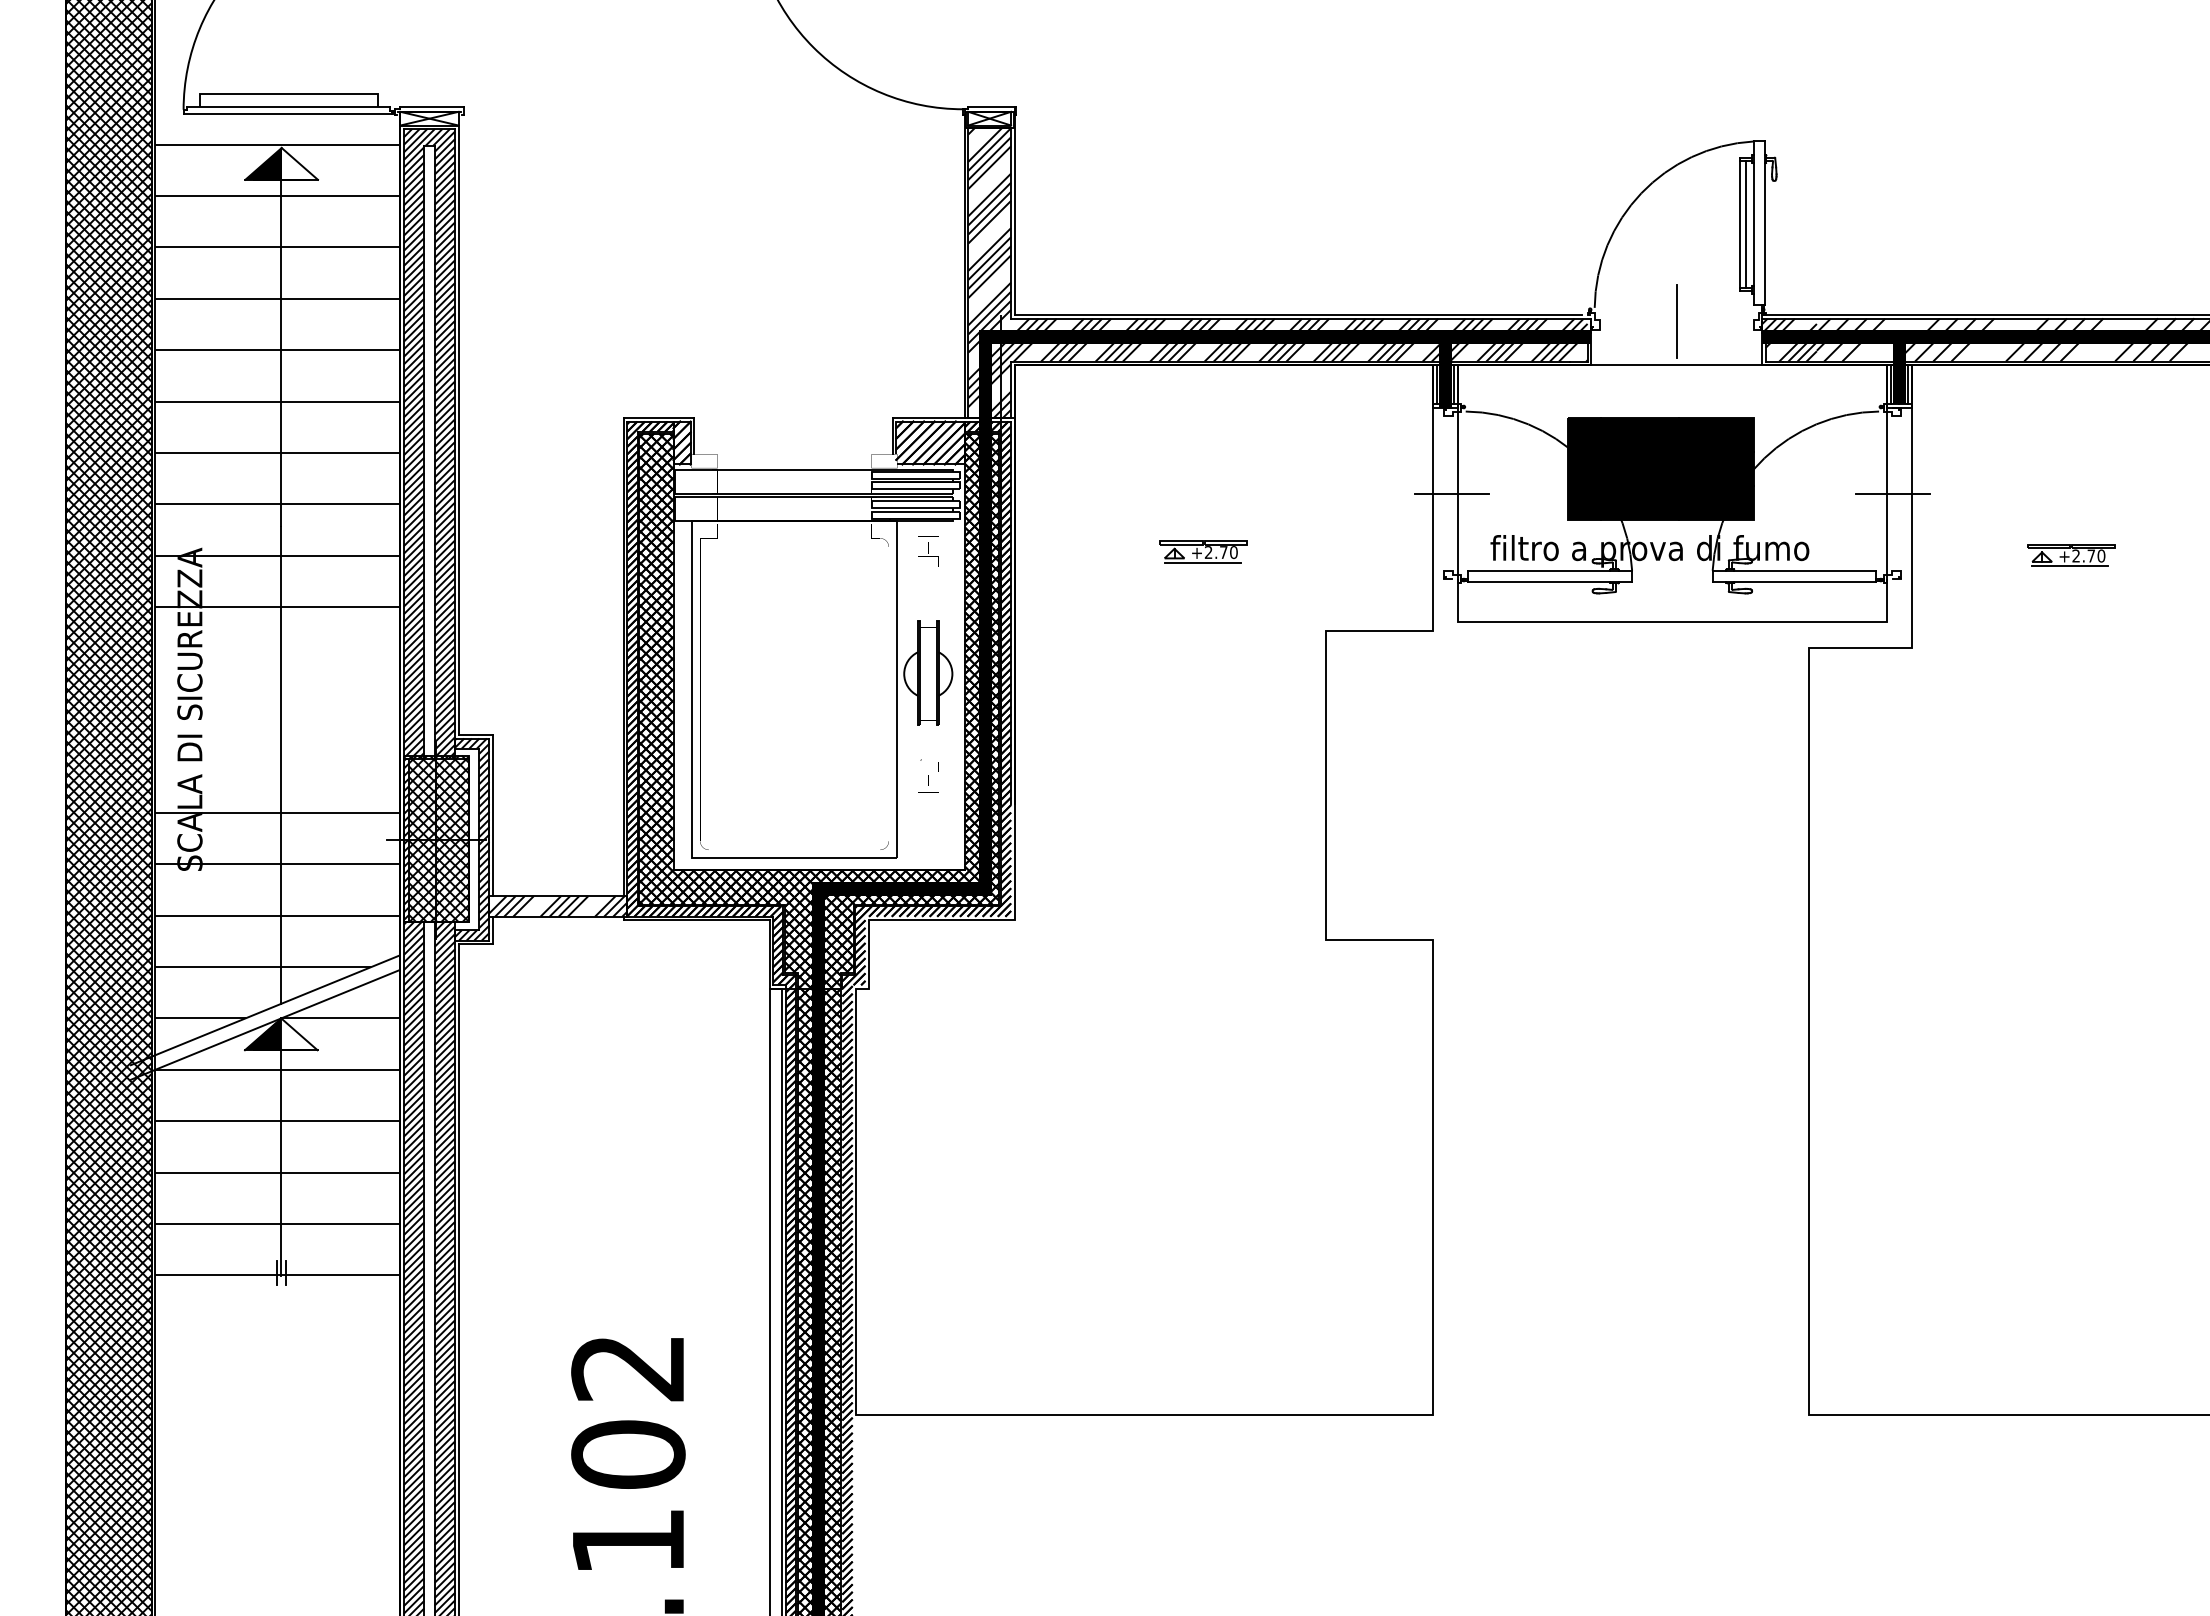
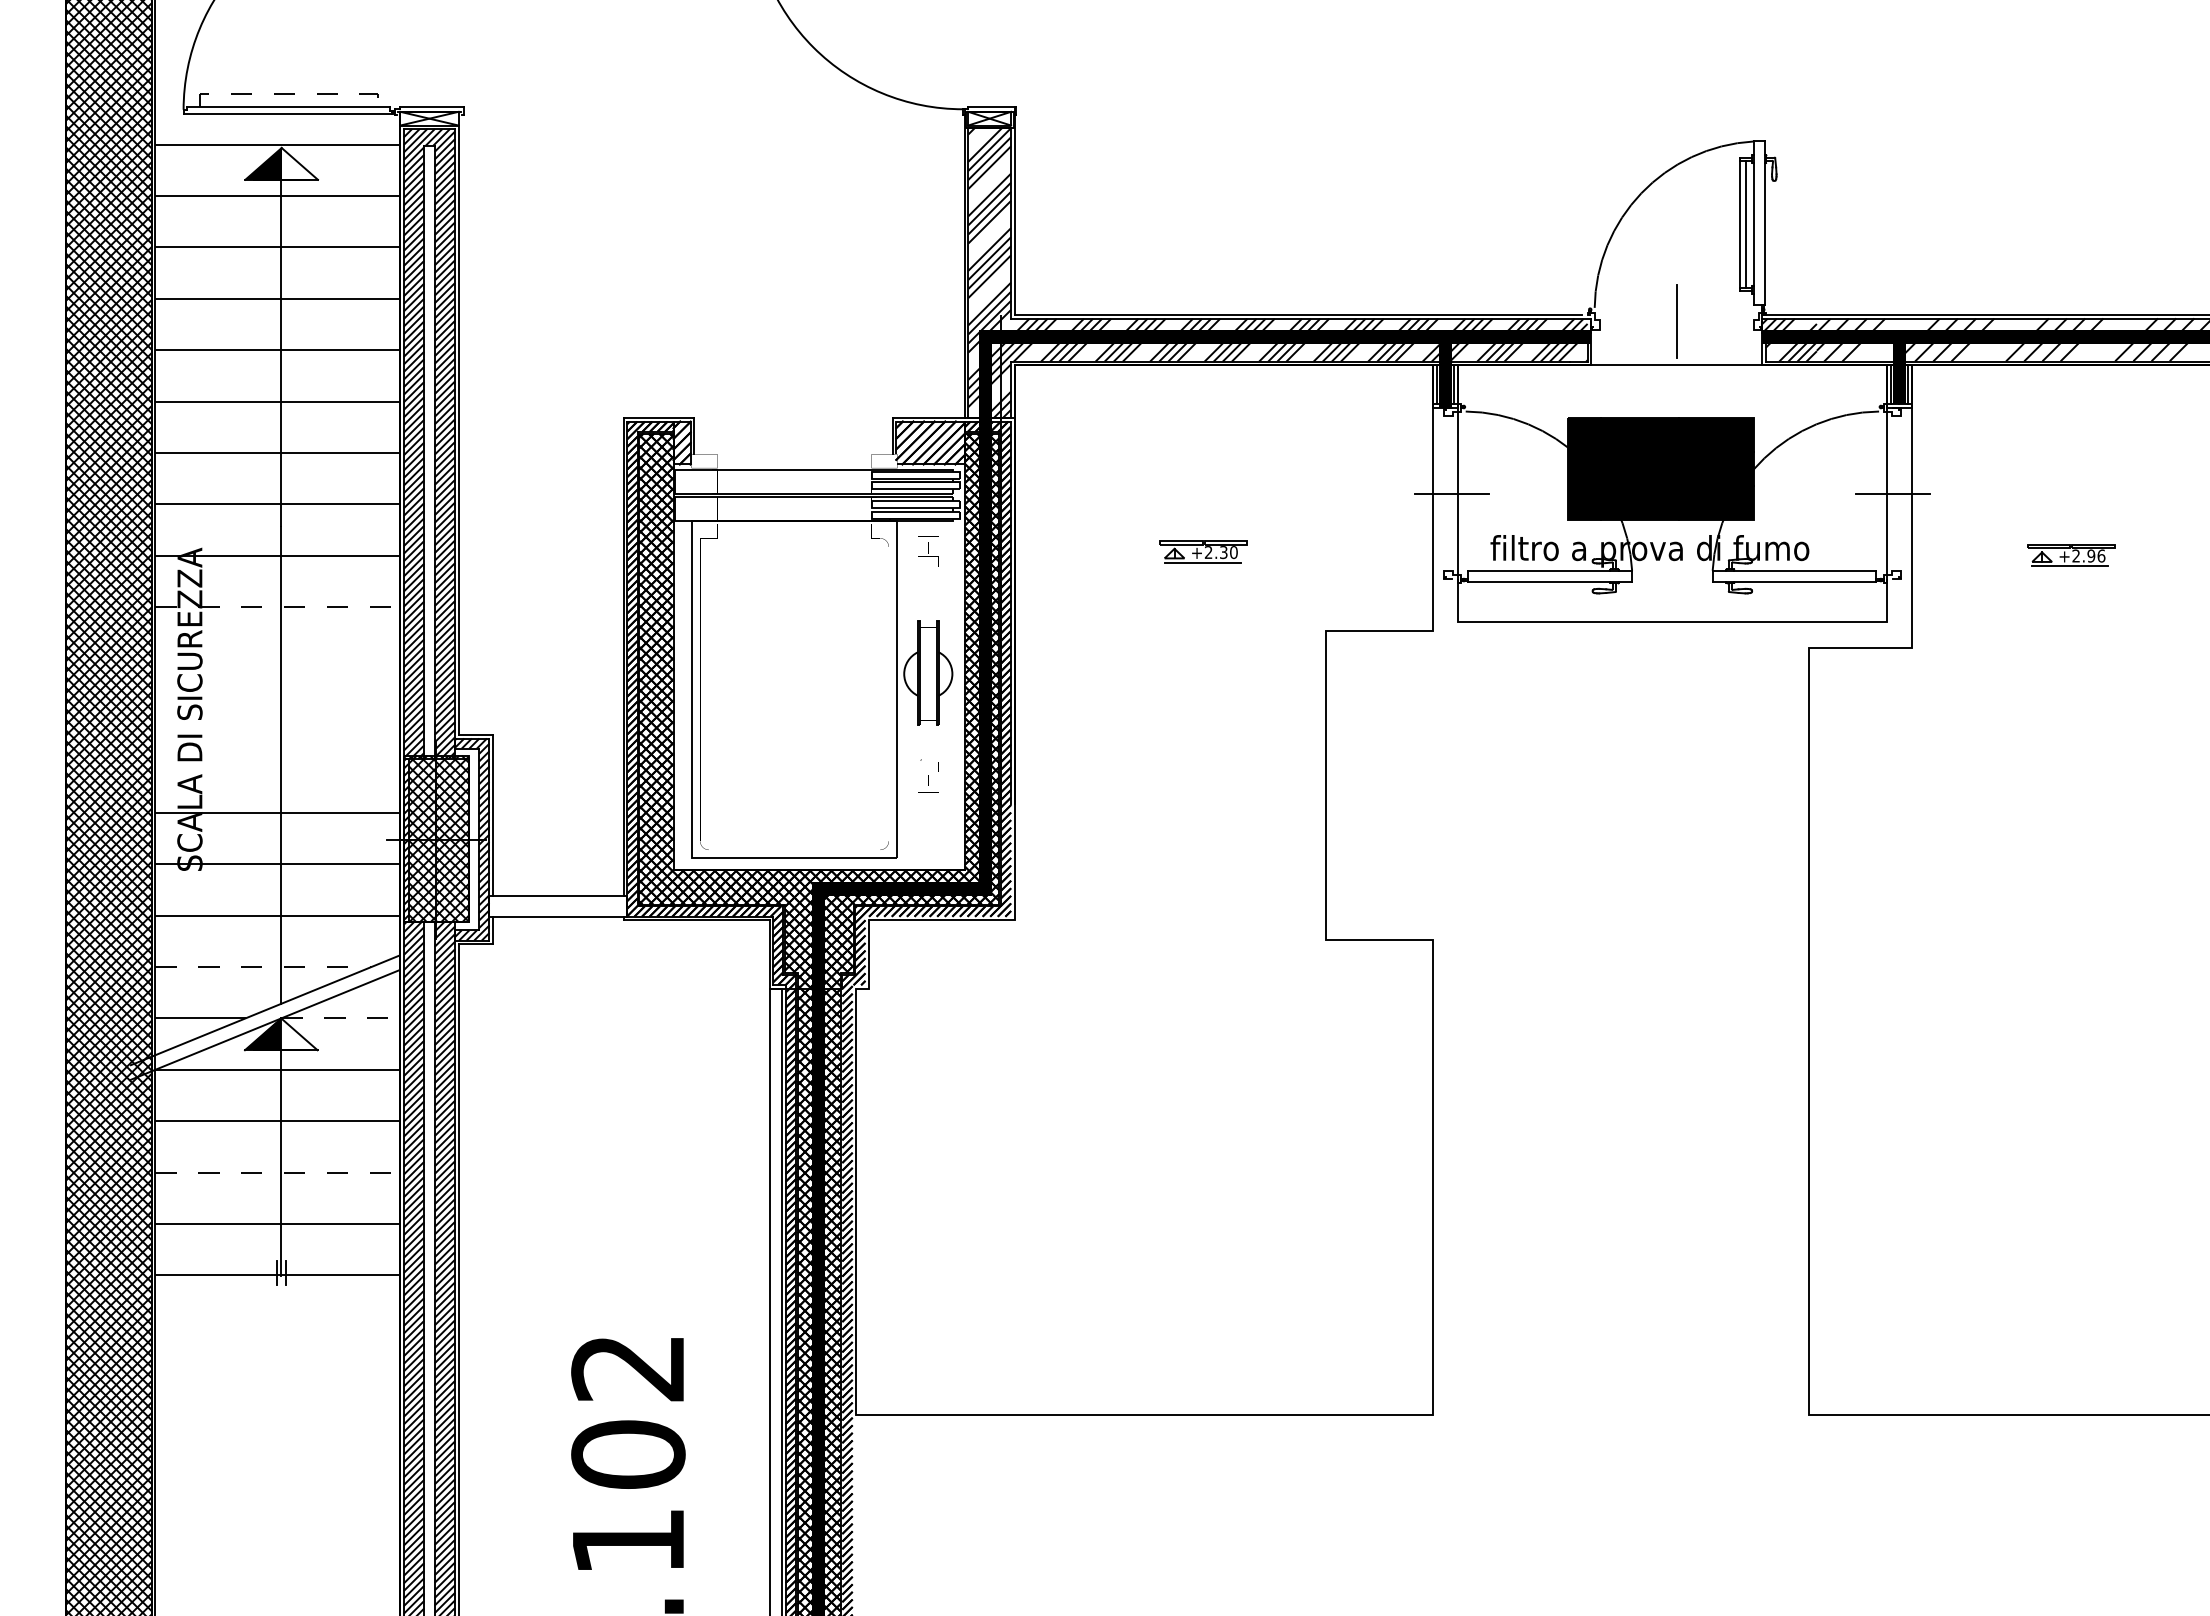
line: solid -> dashed (288, 94)
text: +2.70 -> +2.30 (1223, 552)
text: +2.70 -> +2.96 (2096, 555)
line: solid -> dashed (278, 607)
hatch: present -> none (558, 906)
line: solid -> dashed (263, 967)
line: solid -> dashed (340, 1018)
line: solid -> dashed (278, 1172)
